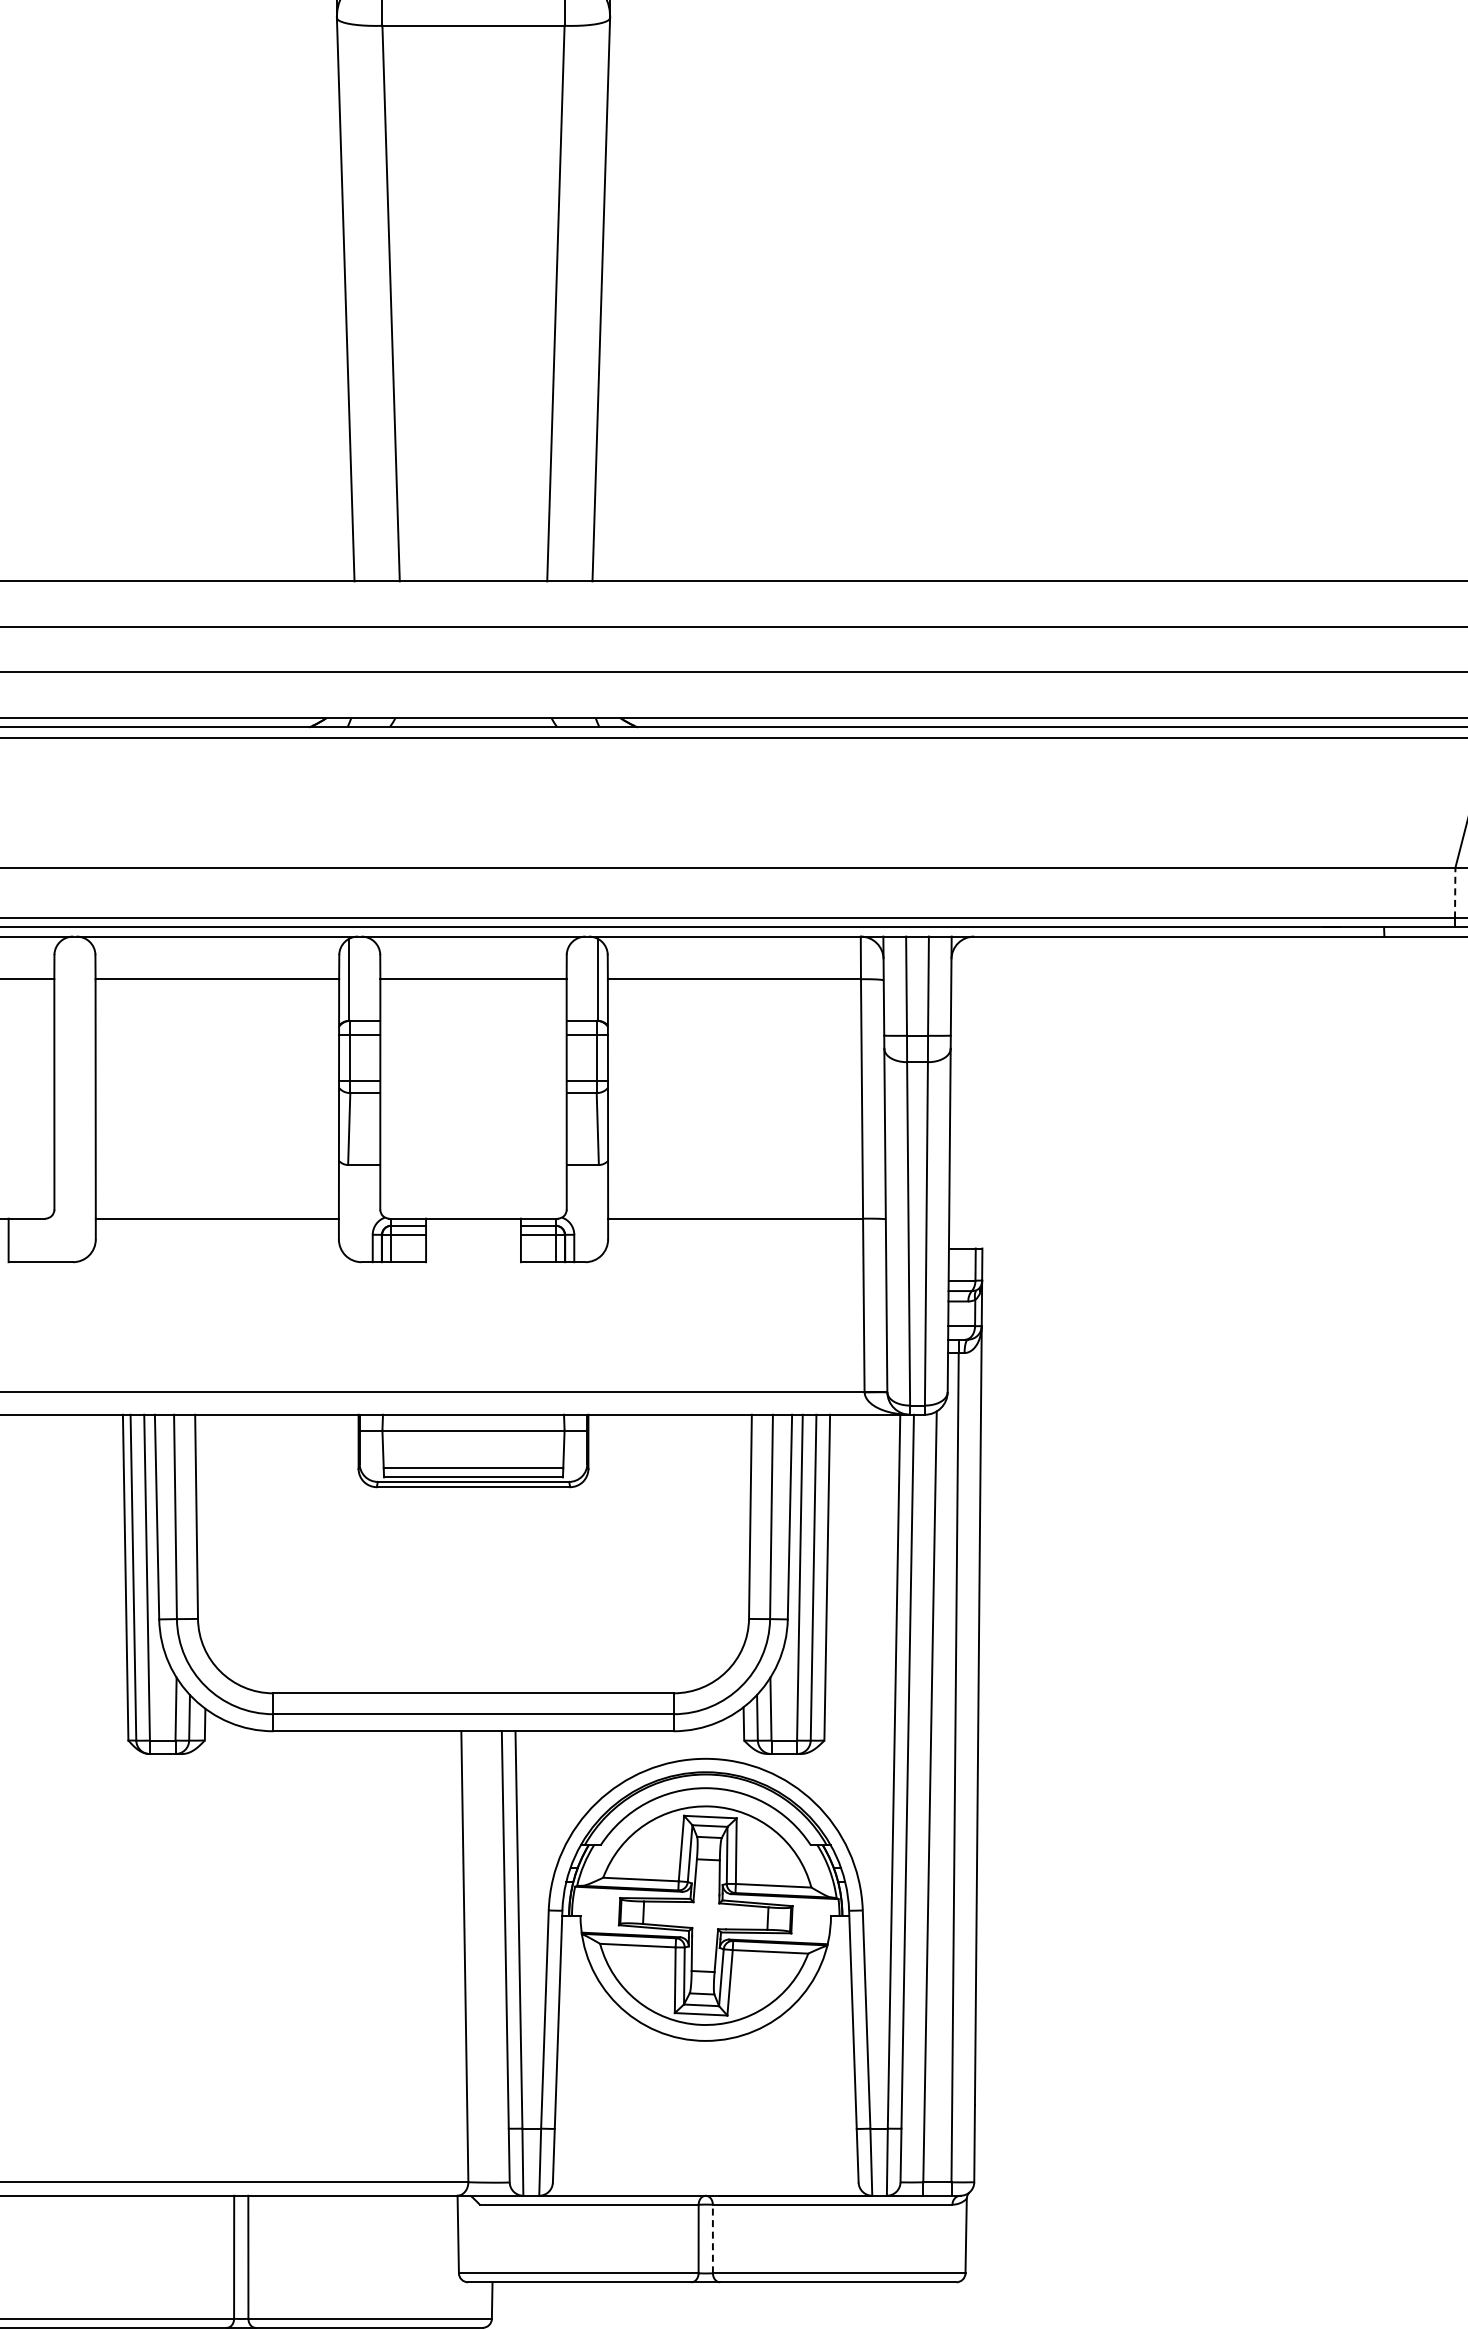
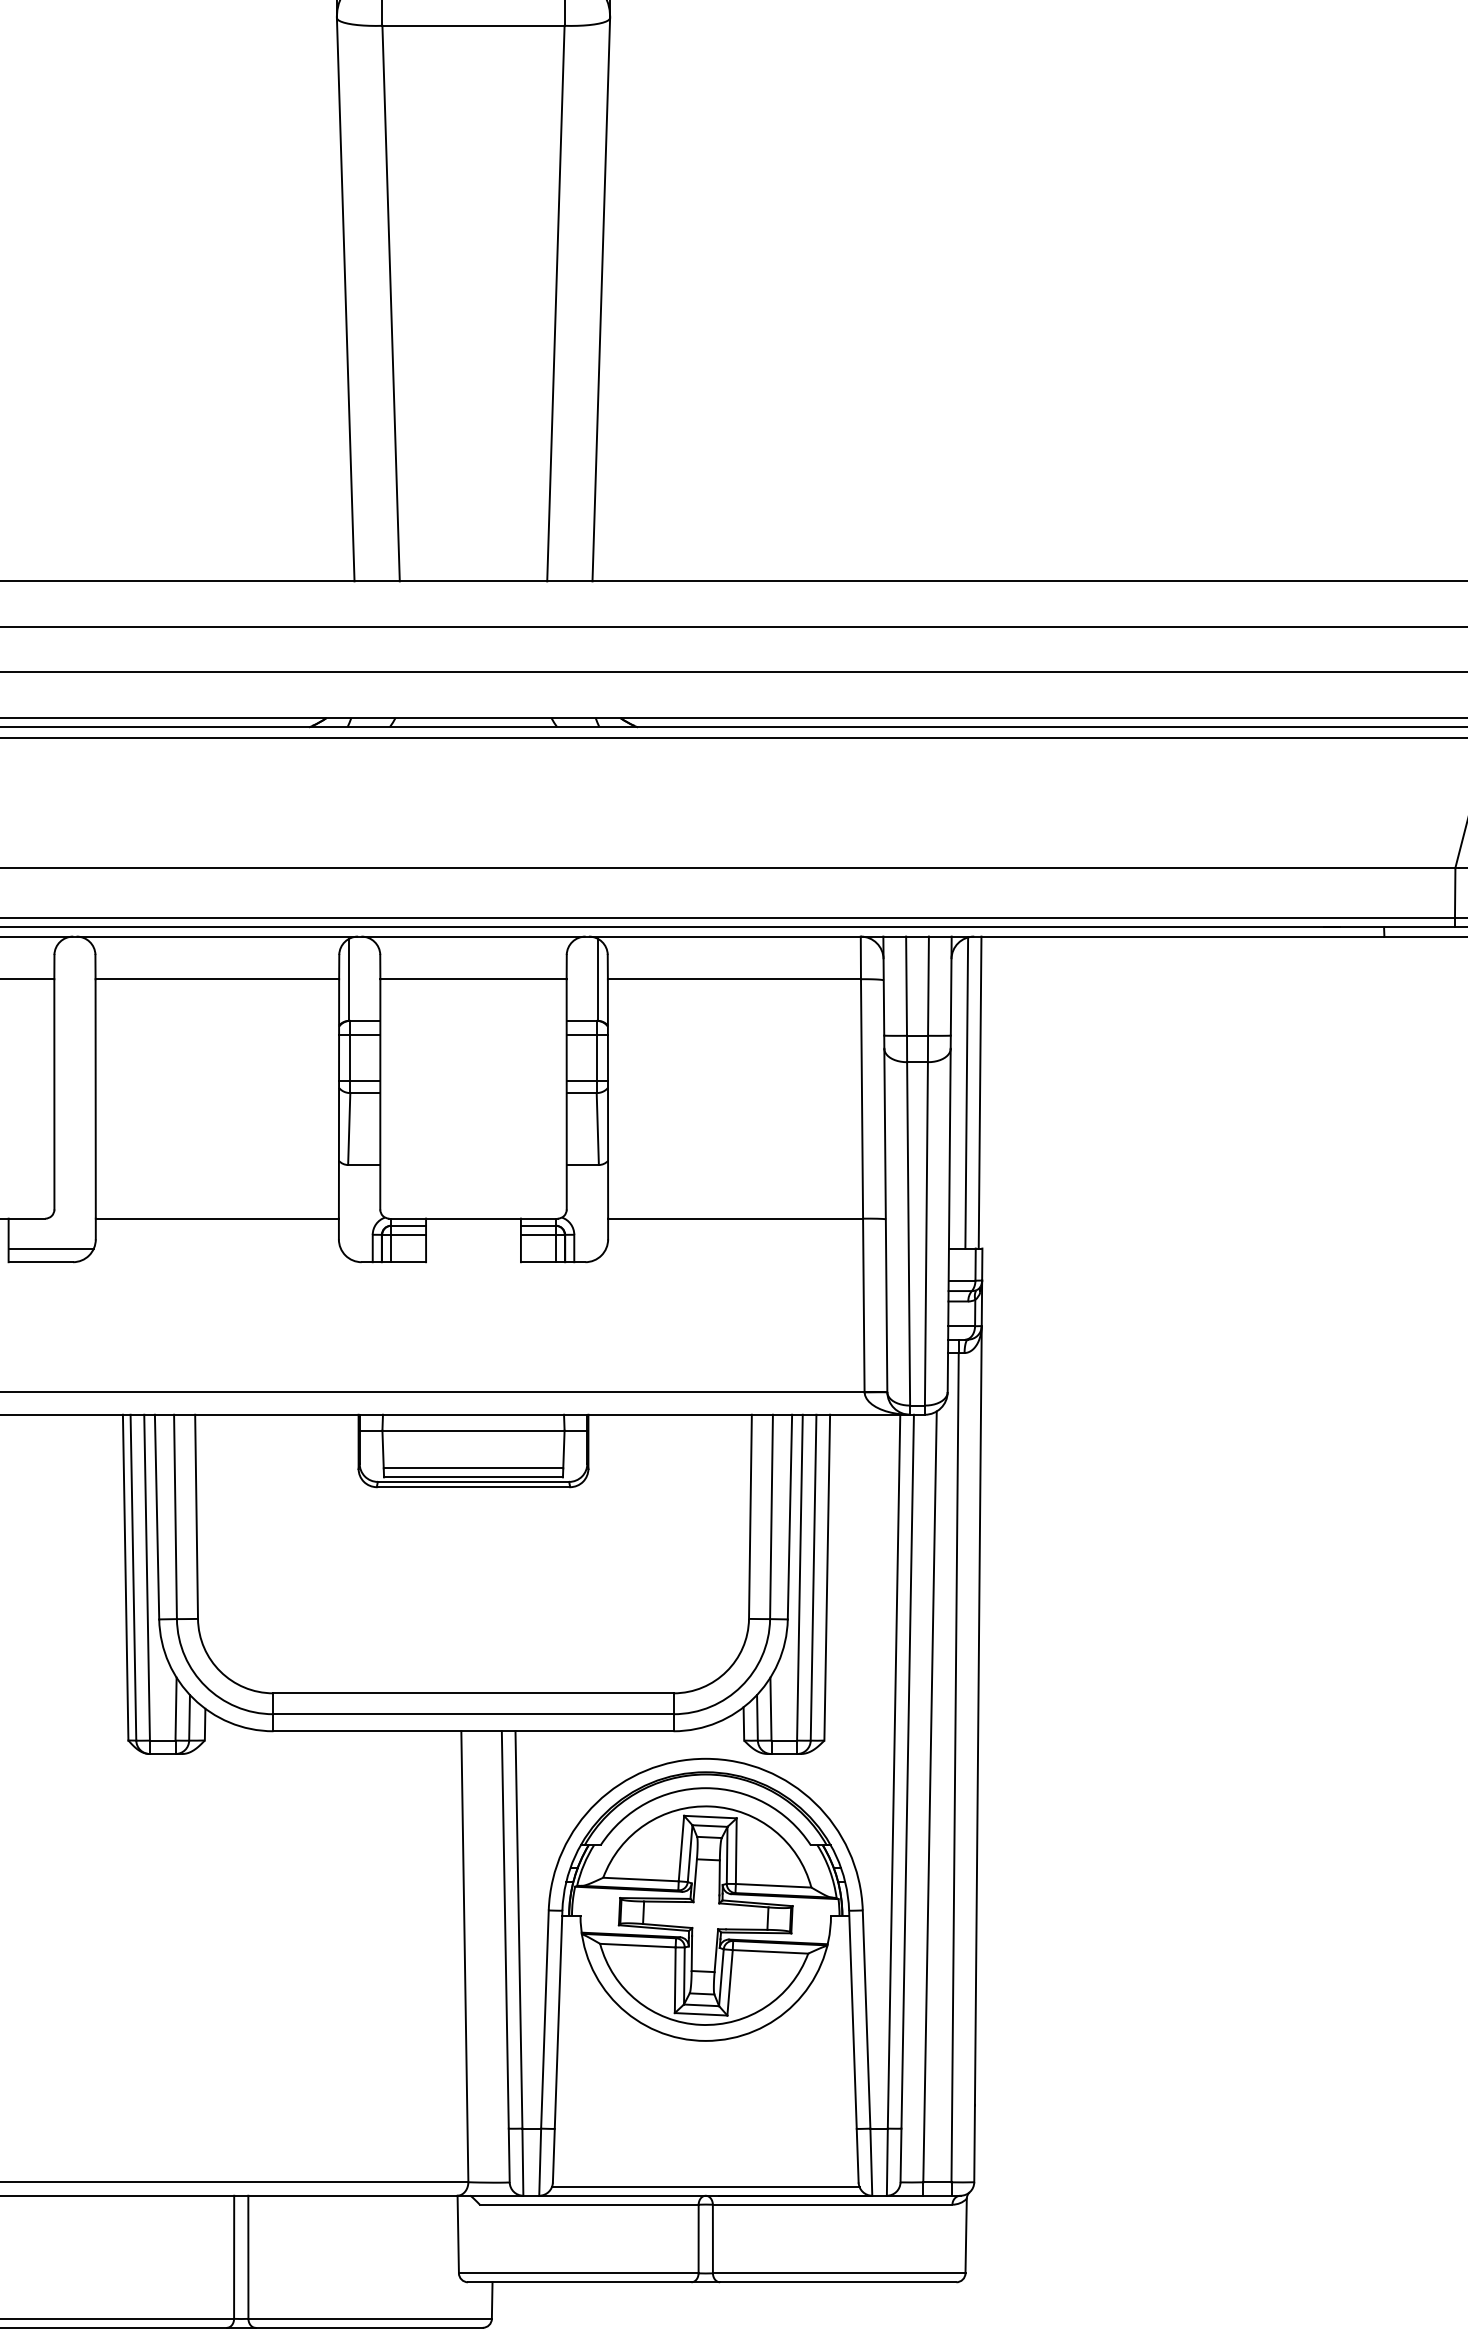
line: dashed -> solid (1455, 892)
line: none -> present (966, 1092)
line: none -> present (979, 1092)
line: none -> present (50, 1248)
line: none -> present (705, 2186)
line: dashed -> solid (712, 2238)
